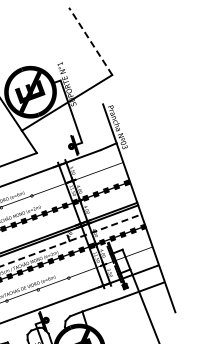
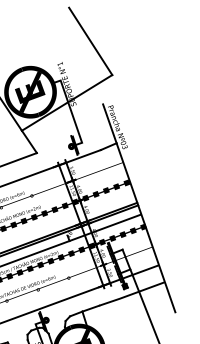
line: dashed -> solid (90, 41)
line: dashed -> solid (70, 240)
